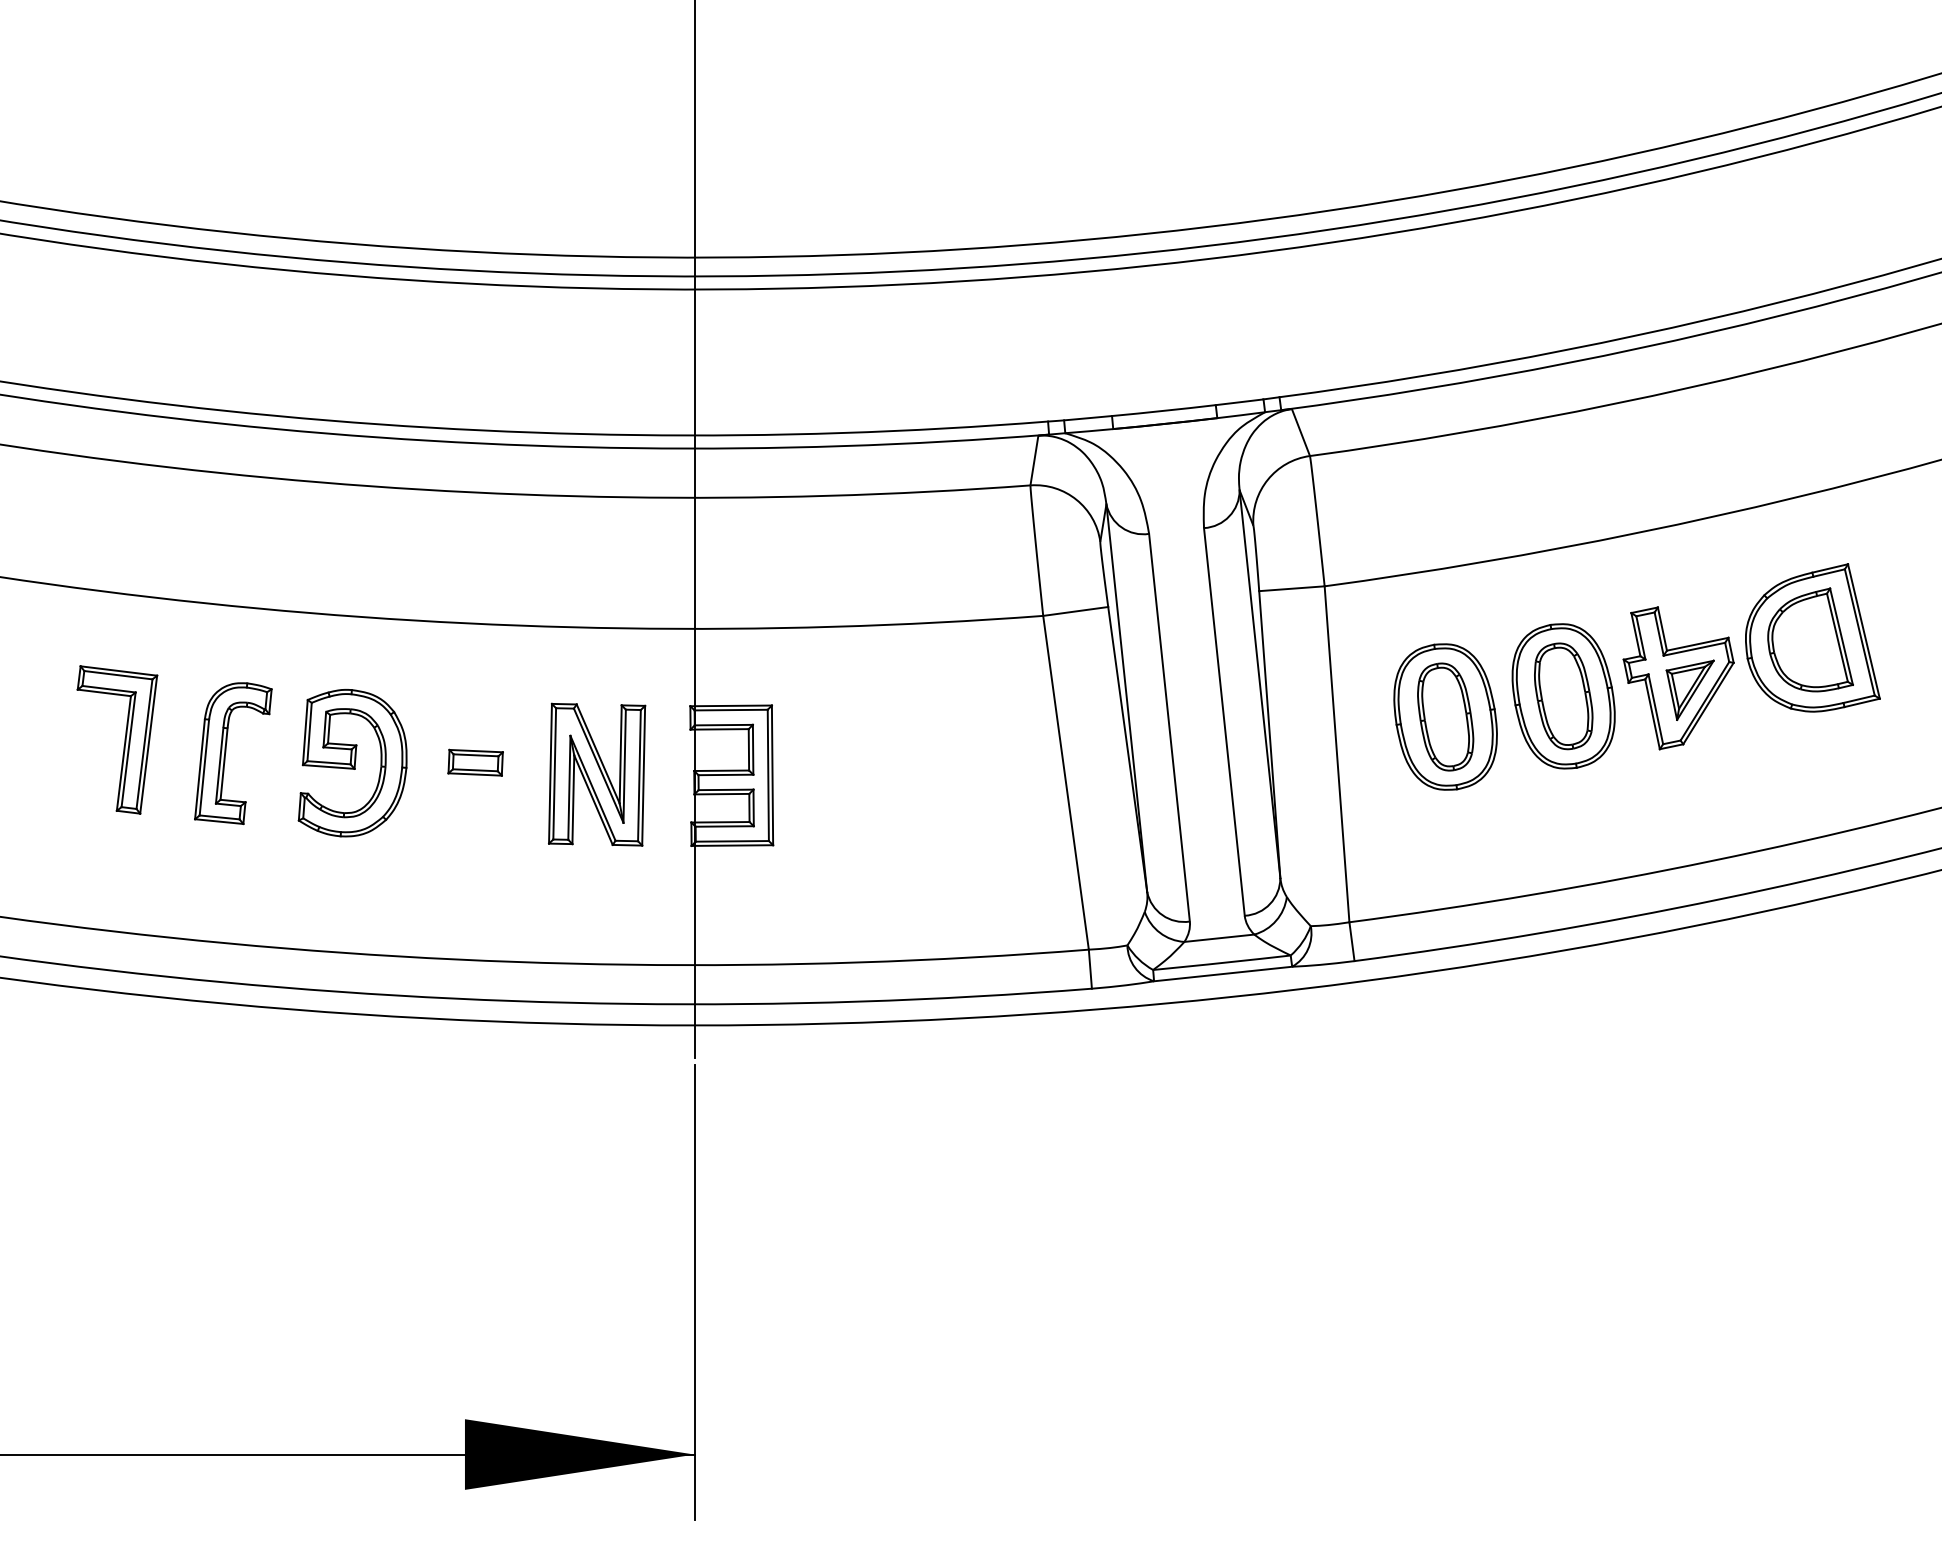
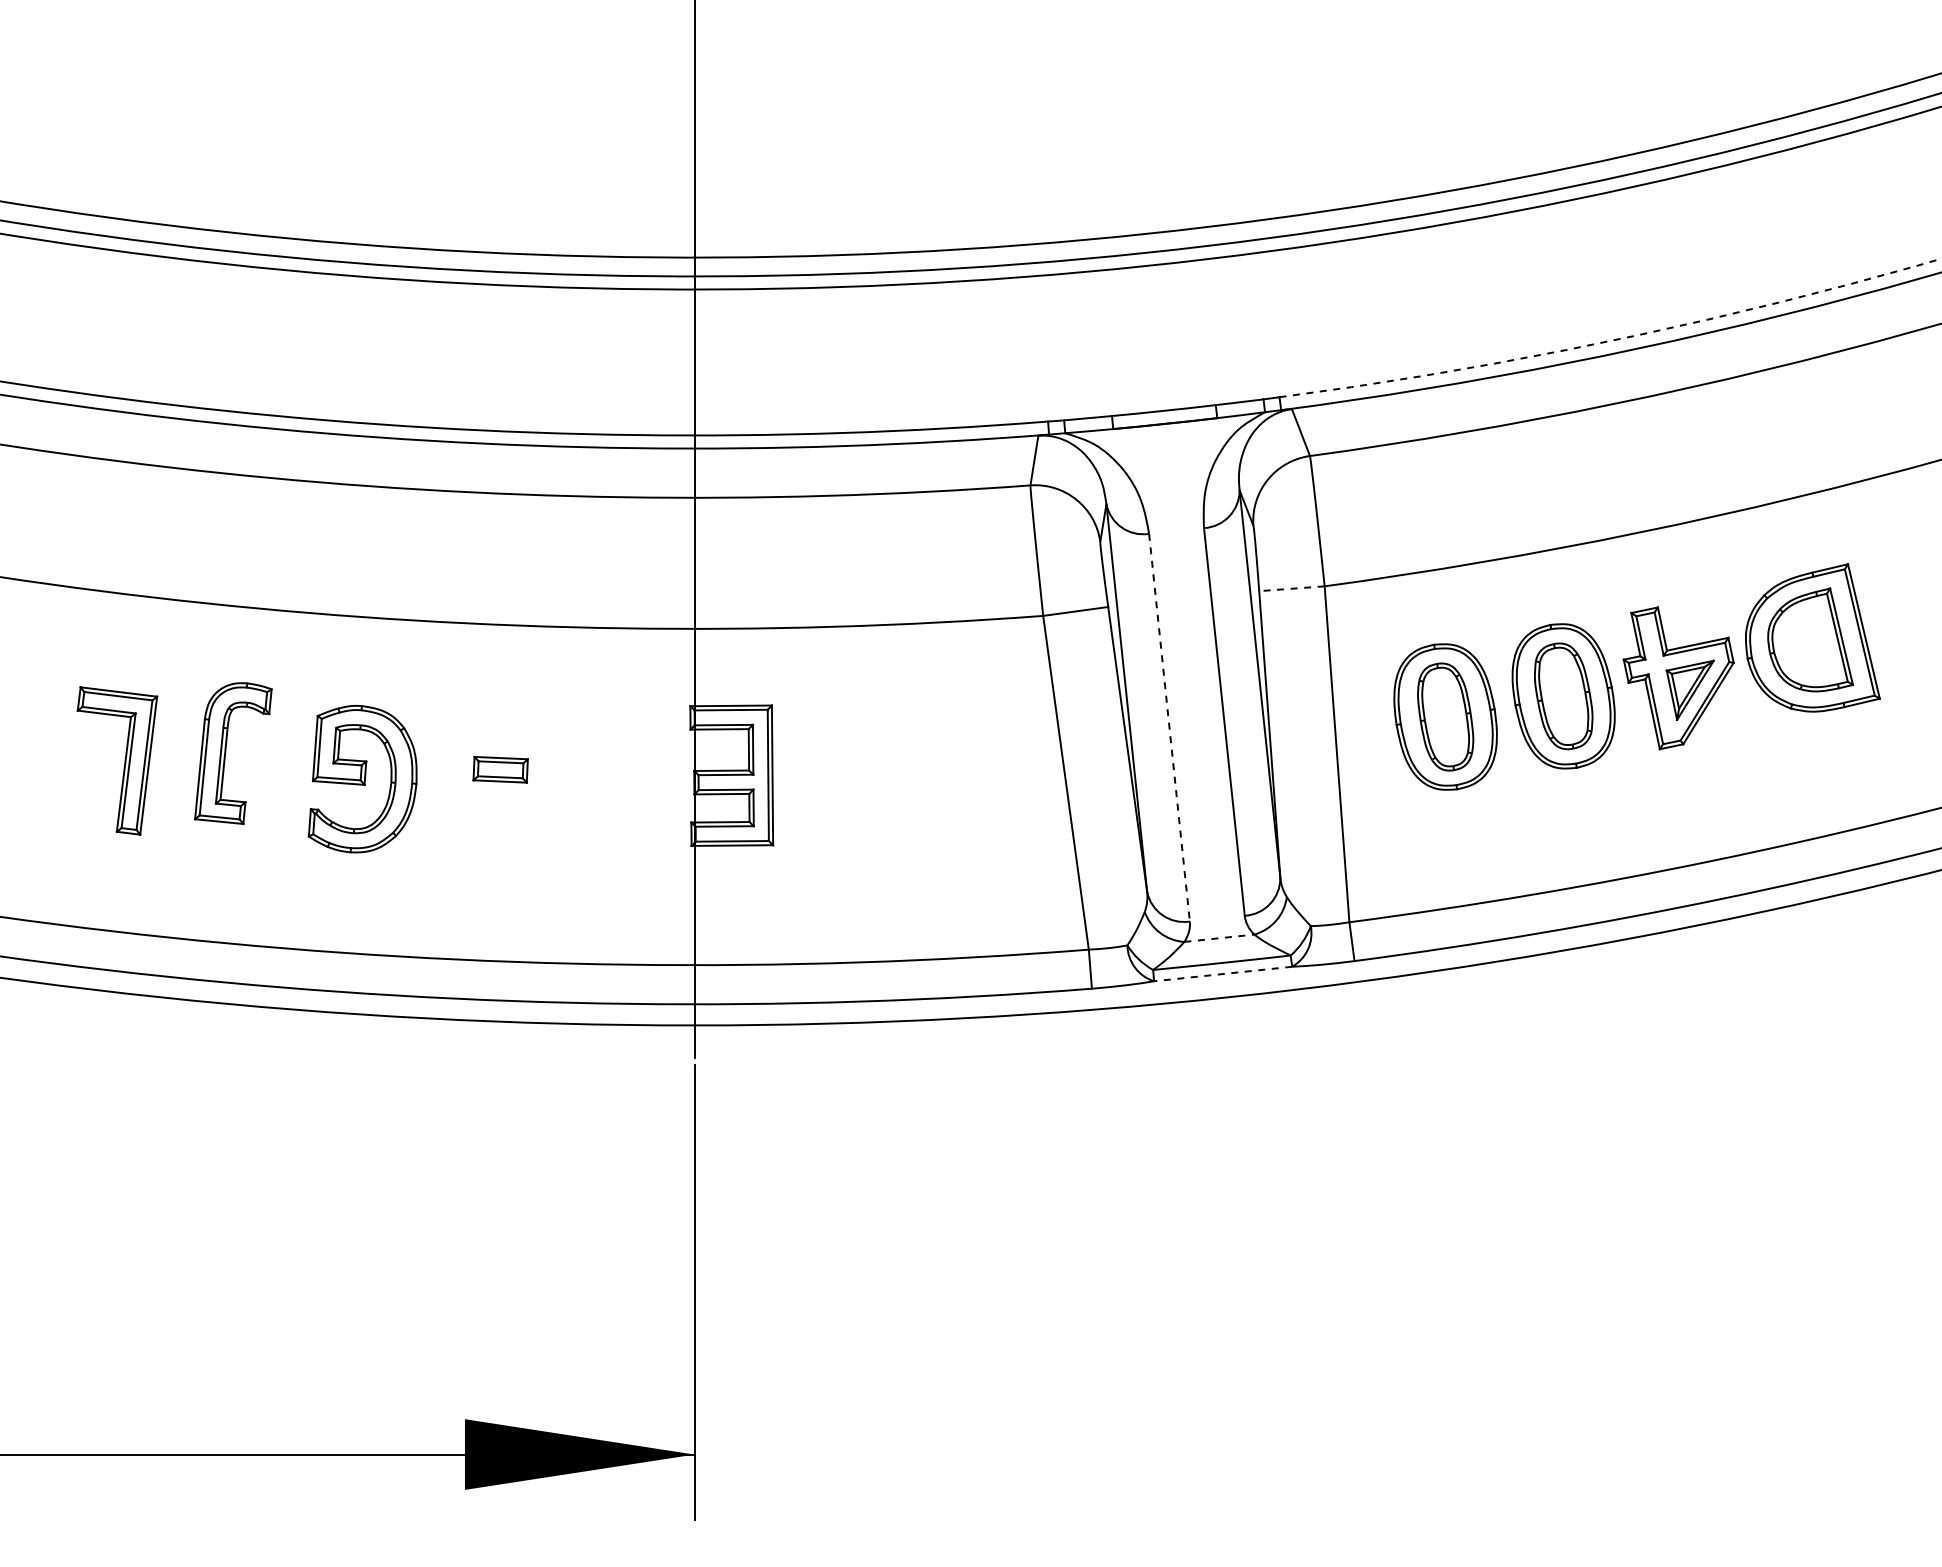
arc: solid -> dashed (1613, 340)
line: solid -> dashed (1291, 588)
line: solid -> dashed (1169, 727)
part position: (124, 739) -> (124, 760) (124, 760)
part position: (475, 762) -> (500, 769) (500, 769)
part position: (352, 763) -> (362, 779) (362, 779)
part: present -> none (597, 774)
line: solid -> dashed (1219, 938)
line: solid -> dashed (1222, 974)
